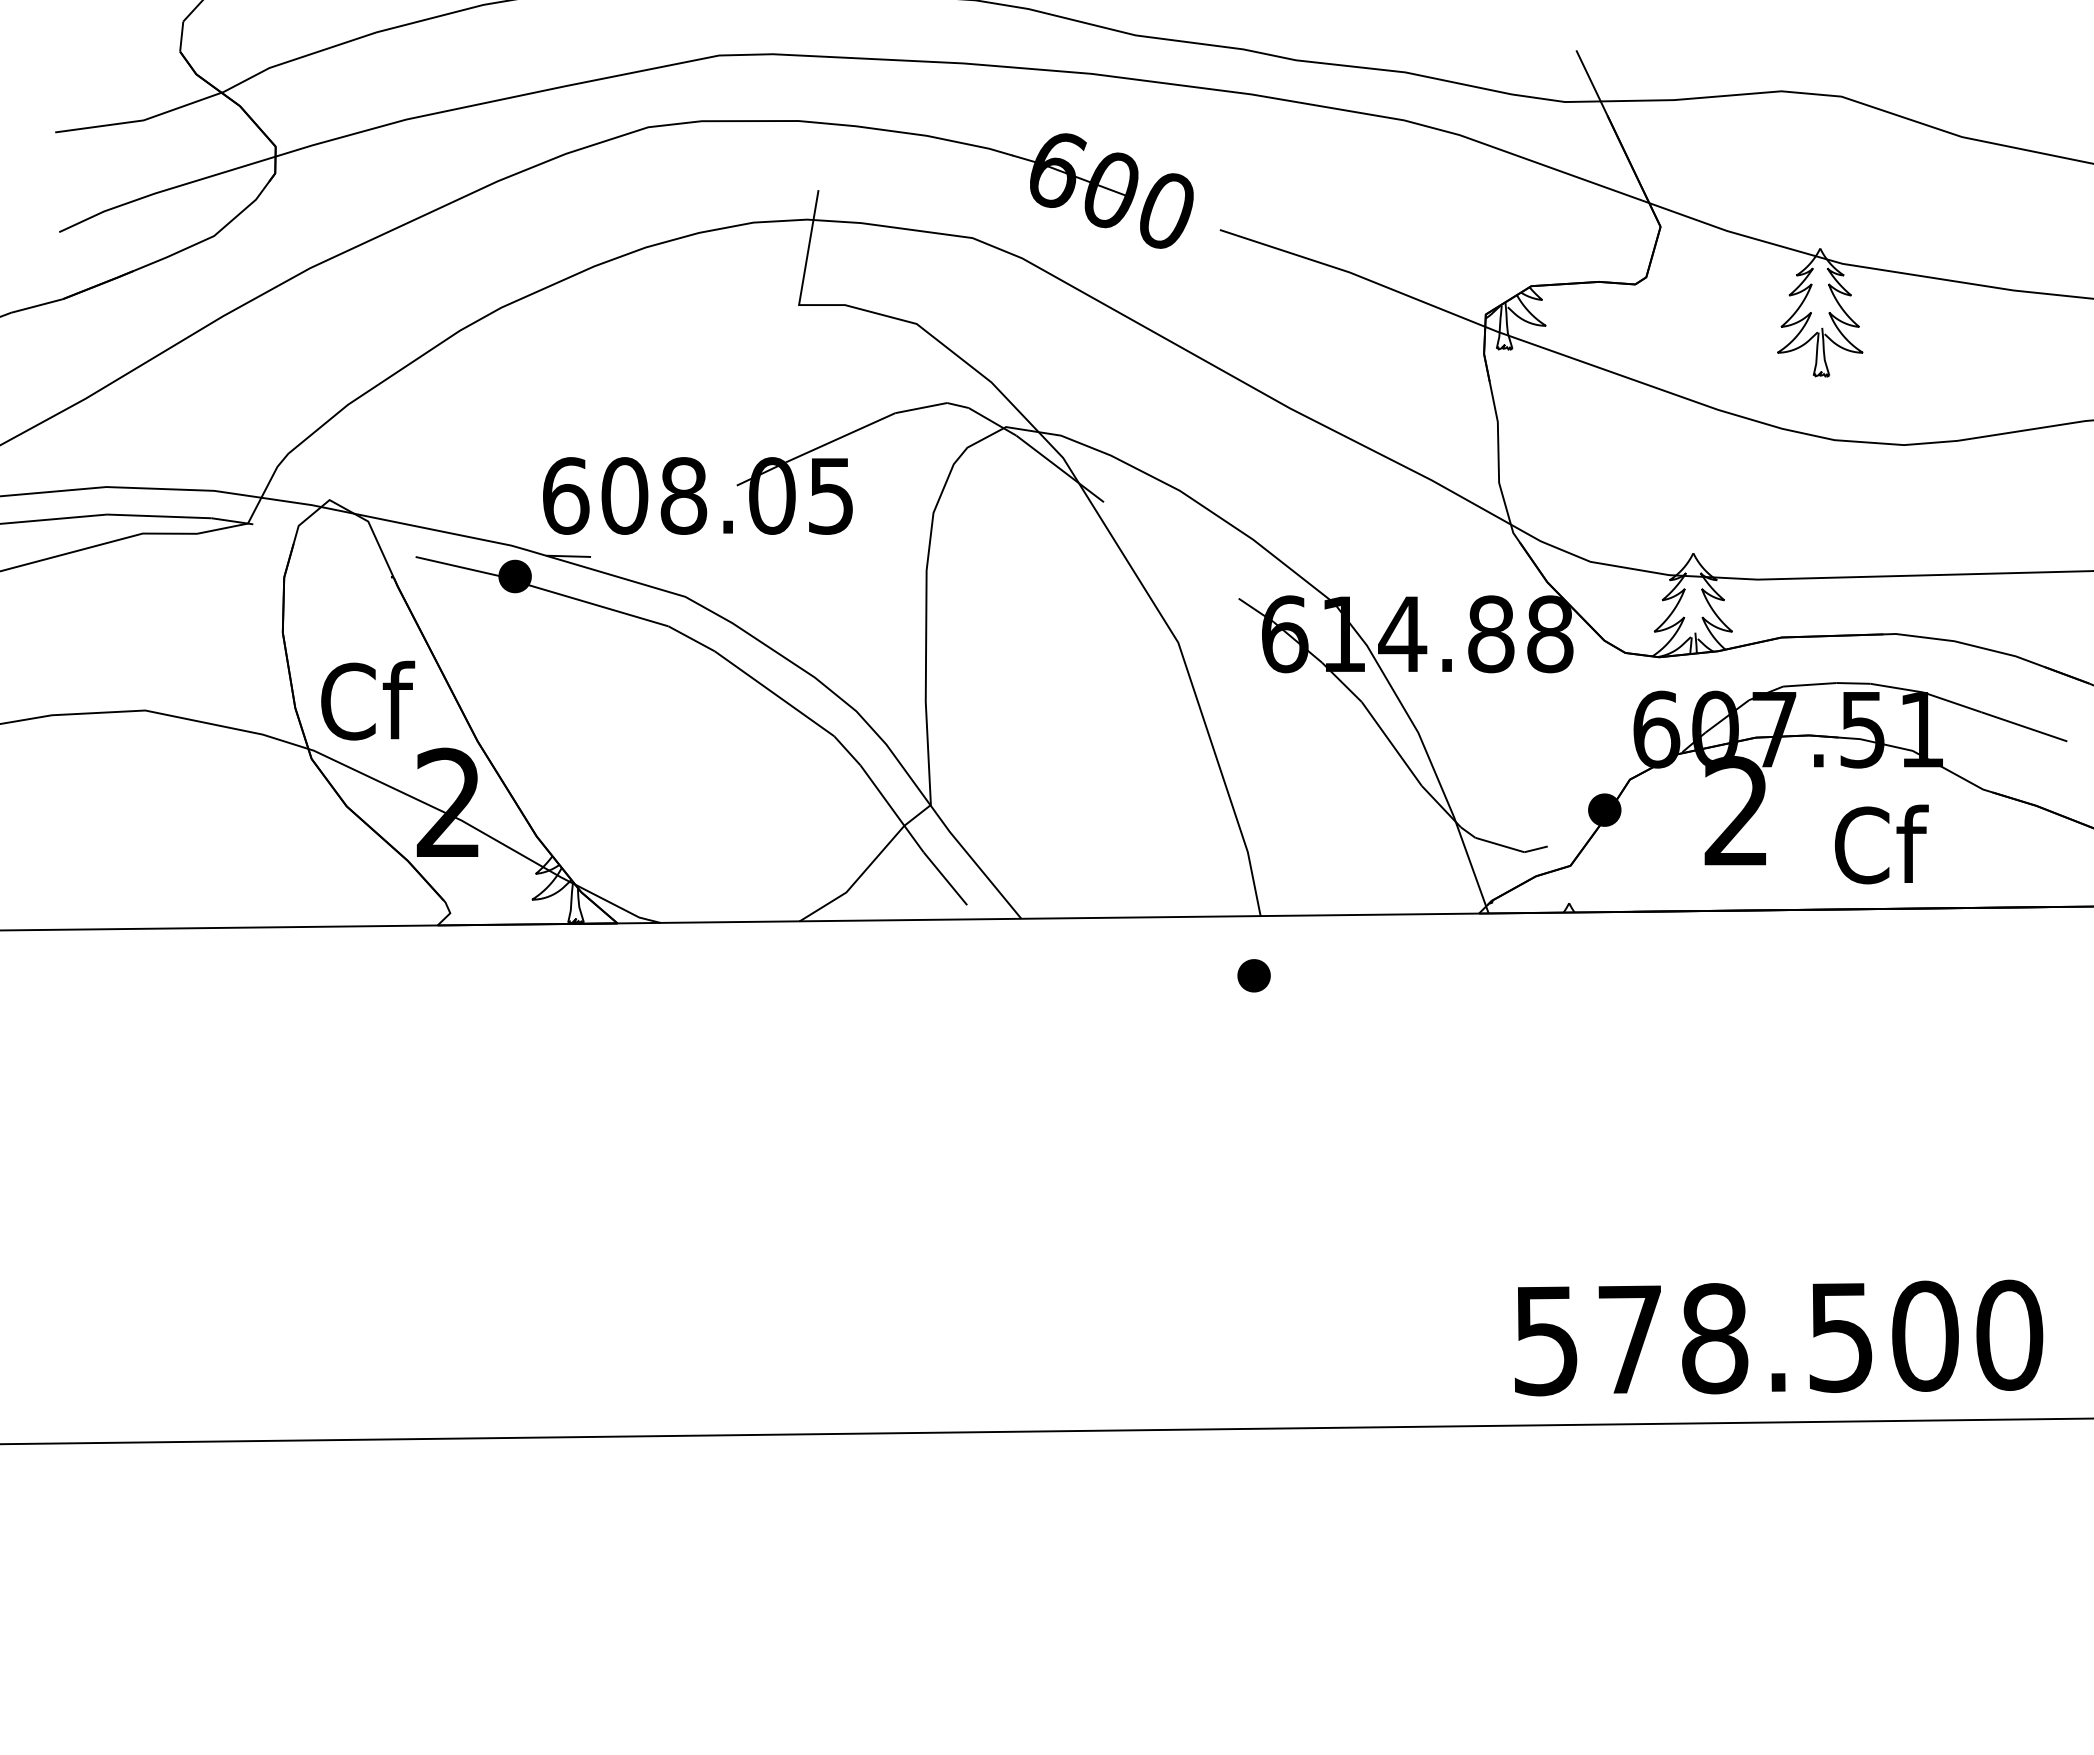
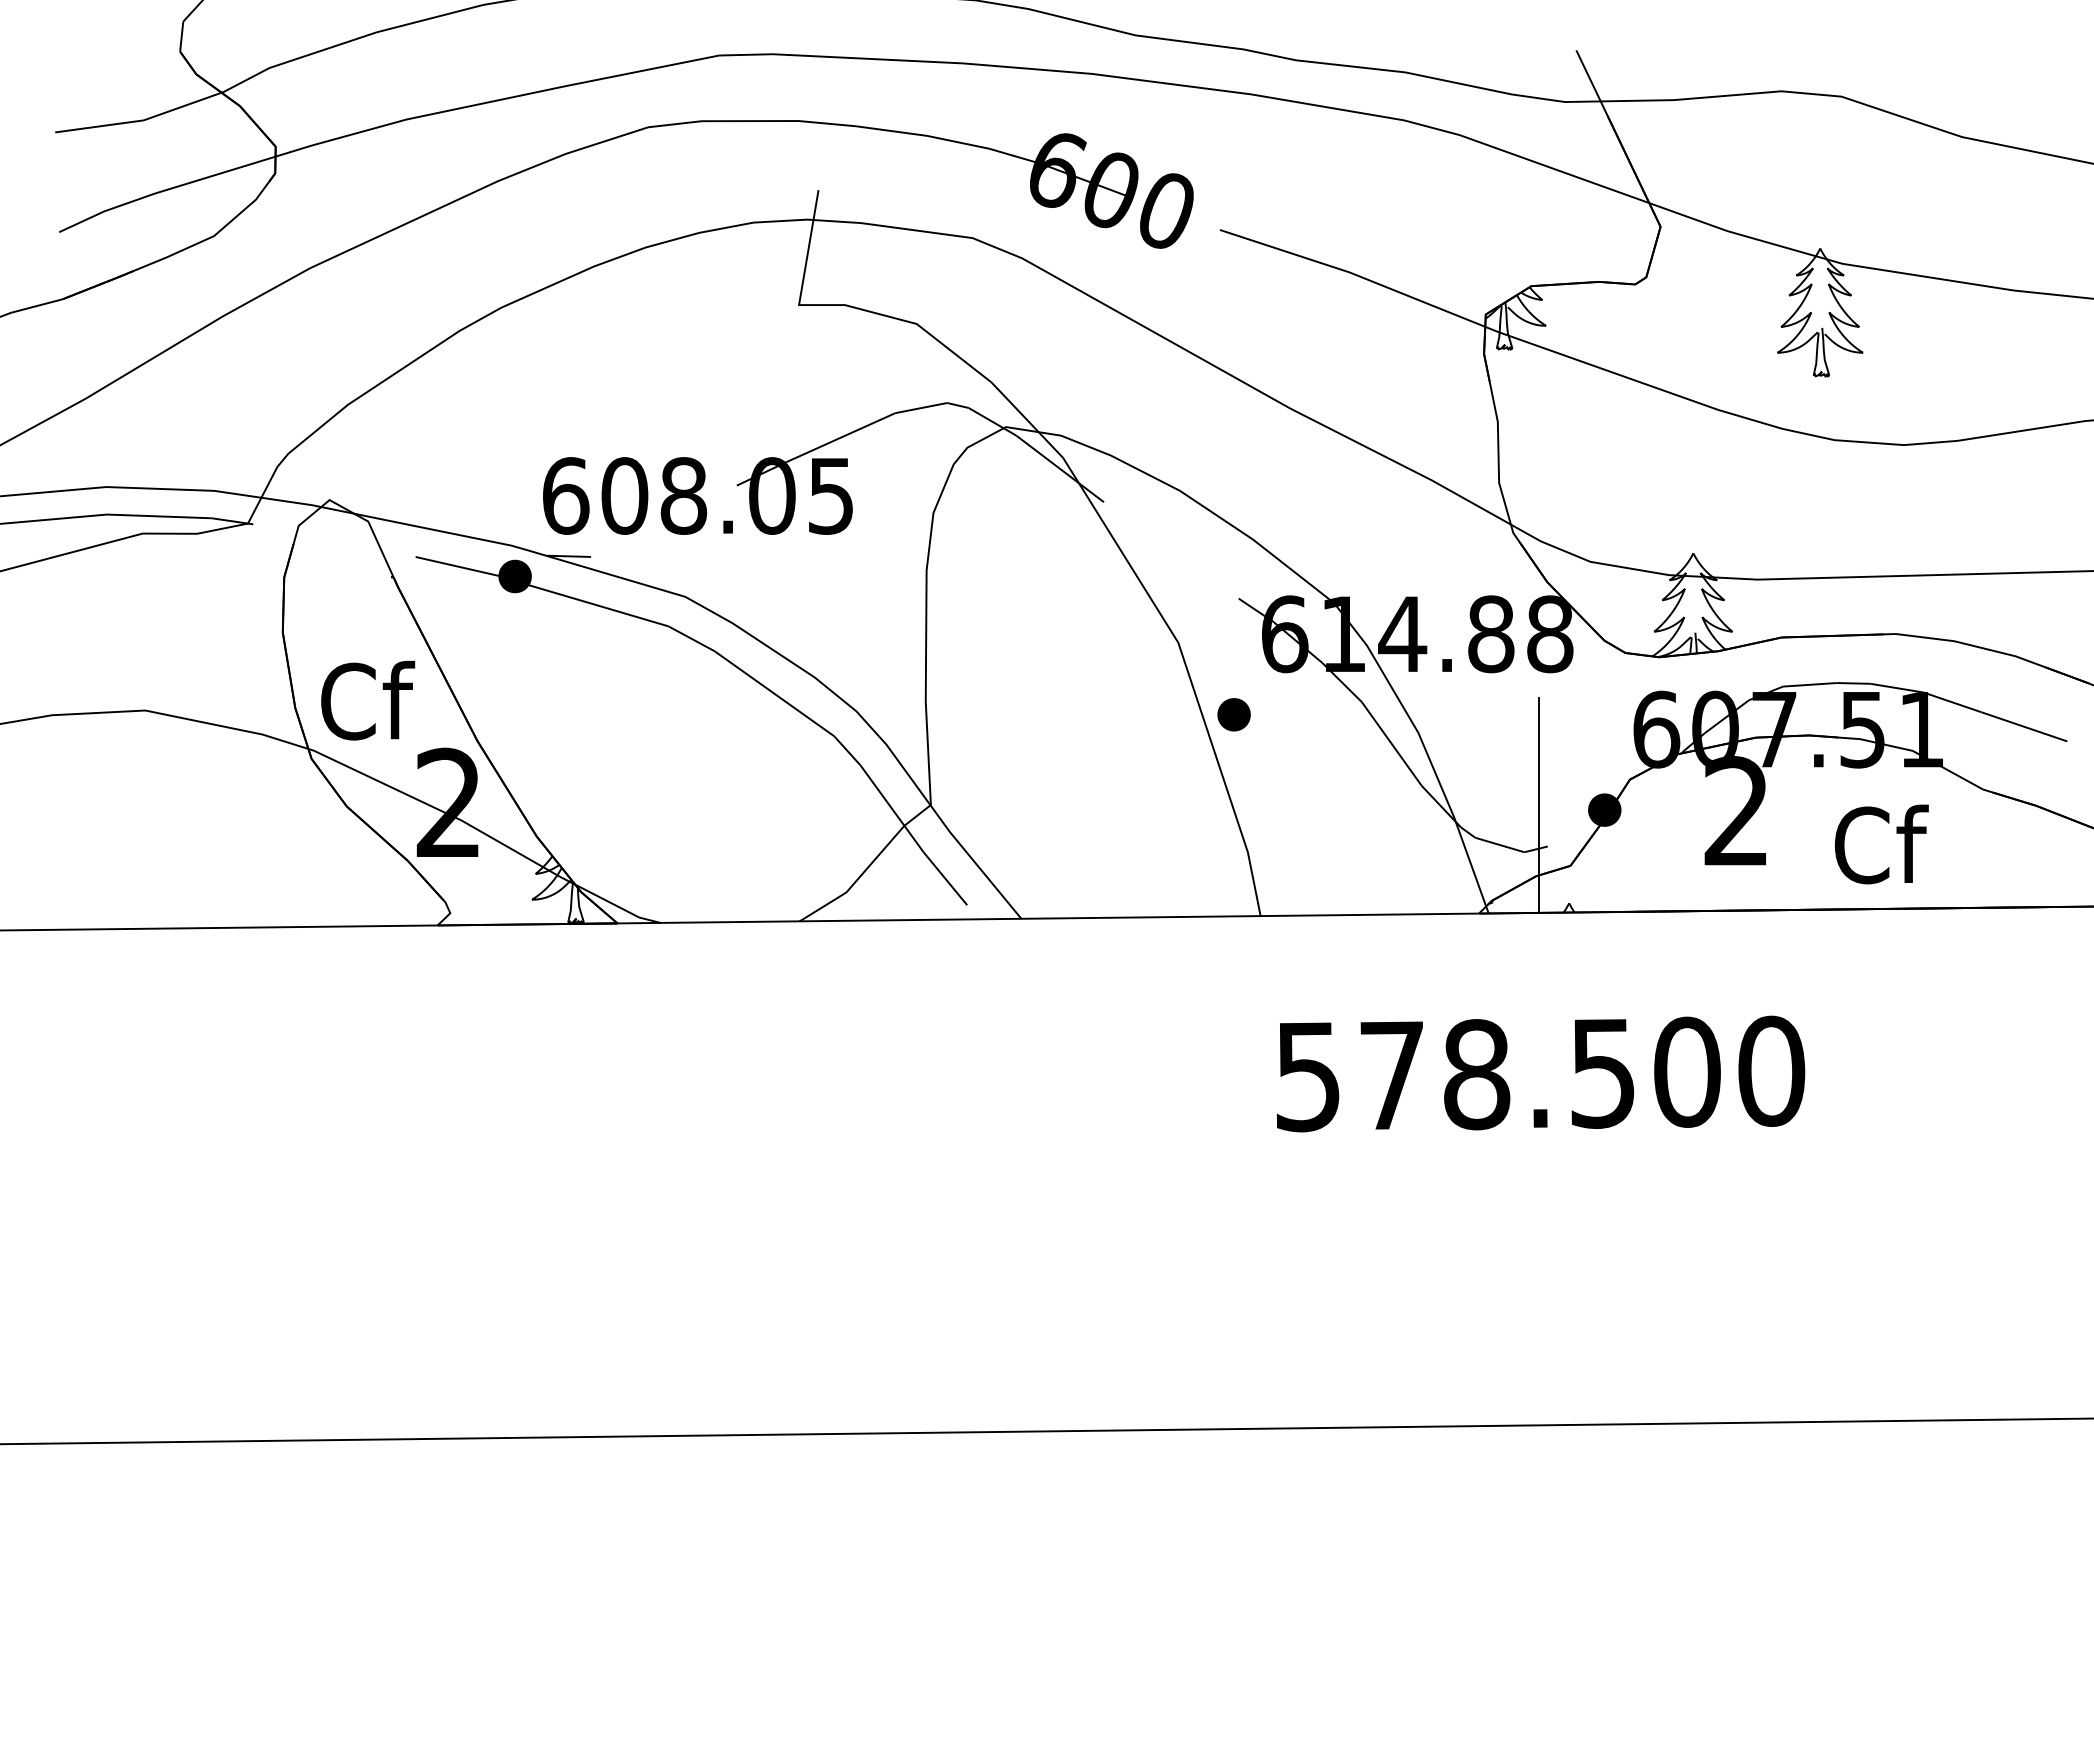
line: none -> present (1539, 805)
part position: (1253, 975) -> (1233, 714) (1233, 714)
text position: (1779, 1337) -> (1541, 1073) (1541, 1073)
